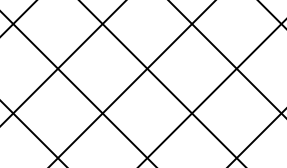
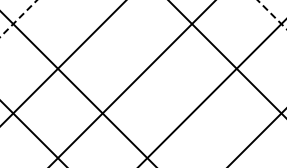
line: solid -> dashed (272, 14)
line: solid -> dashed (19, 18)
line: present -> none (161, 83)
